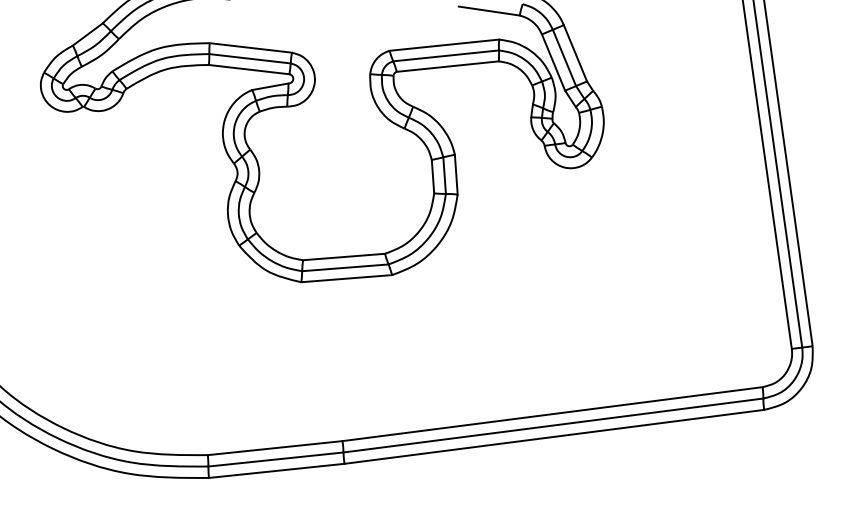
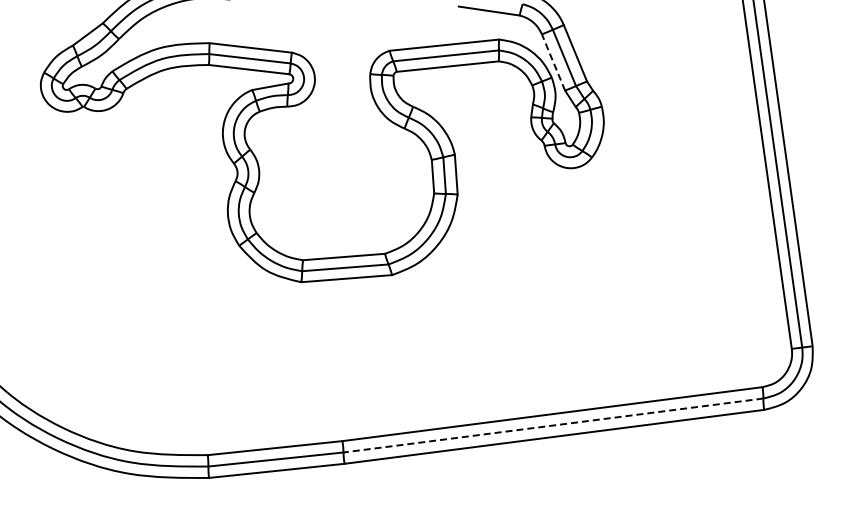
line: solid -> dashed (553, 62)
line: solid -> dashed (553, 425)
